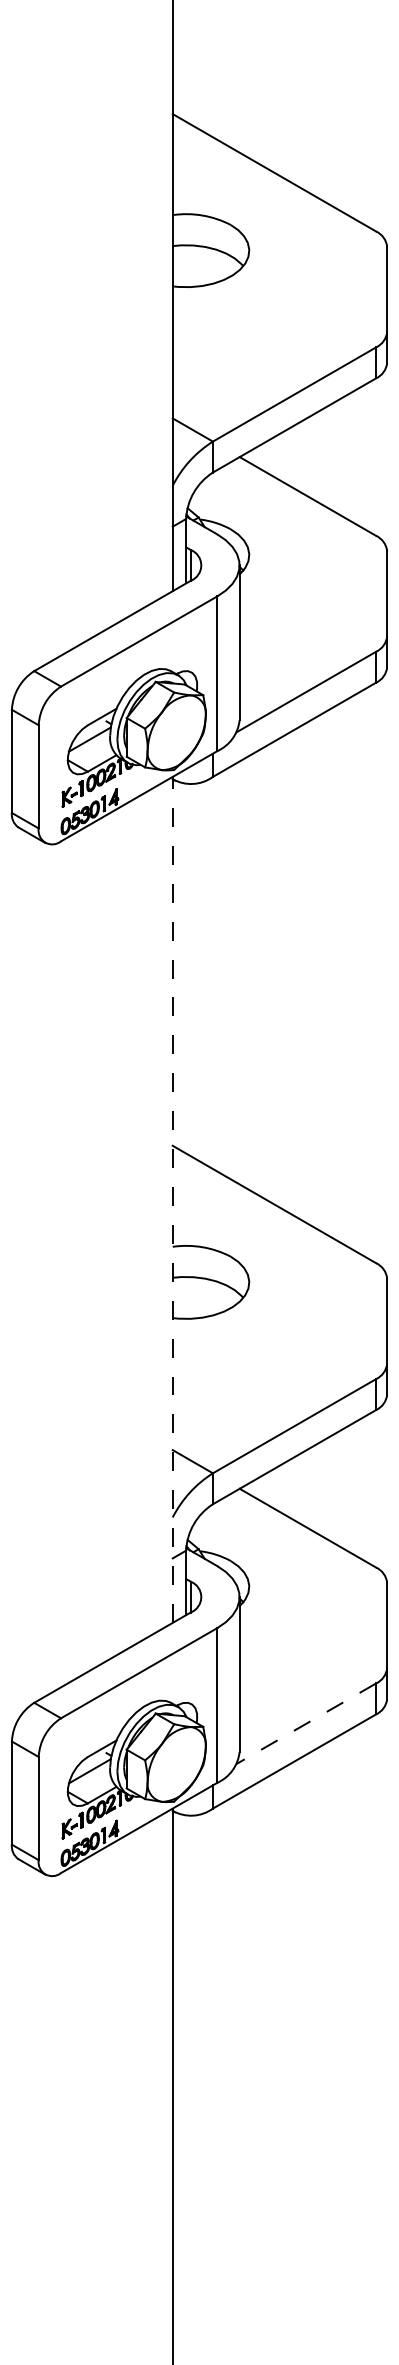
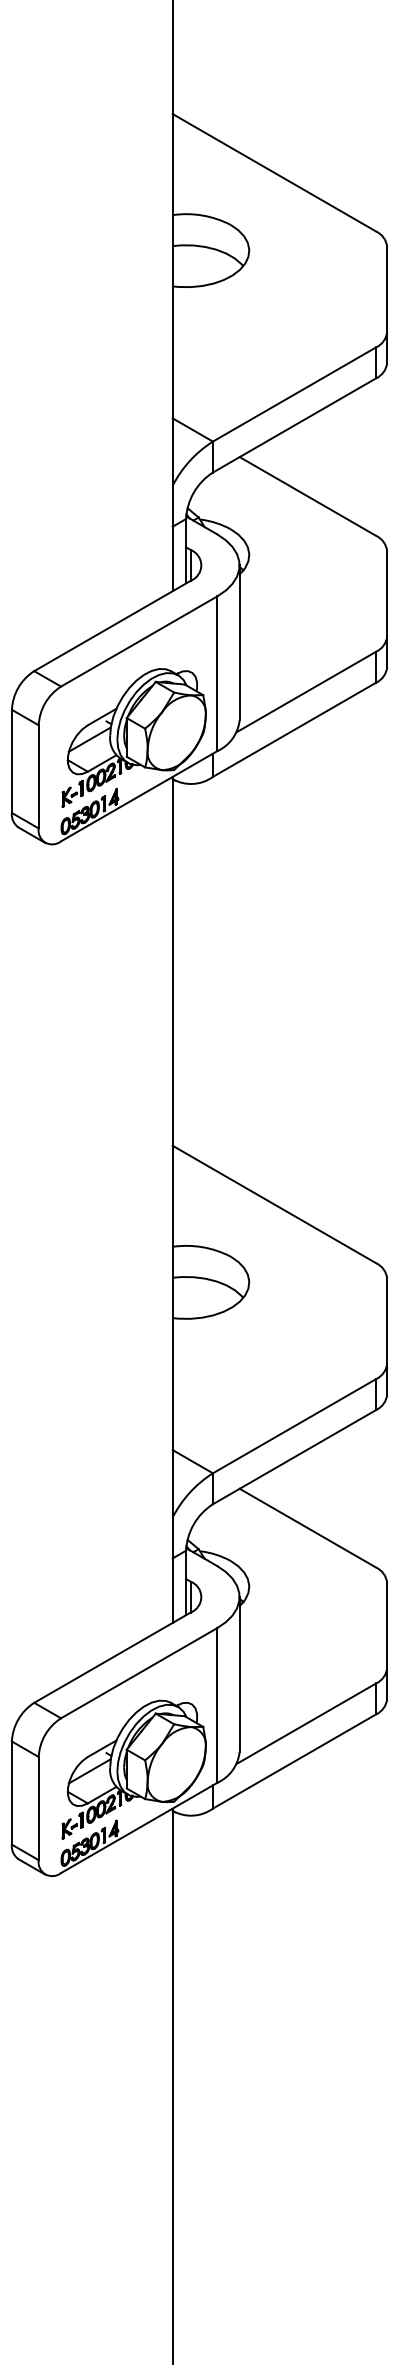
line: dashed -> solid (172, 1199)
line: dashed -> solid (305, 1723)
